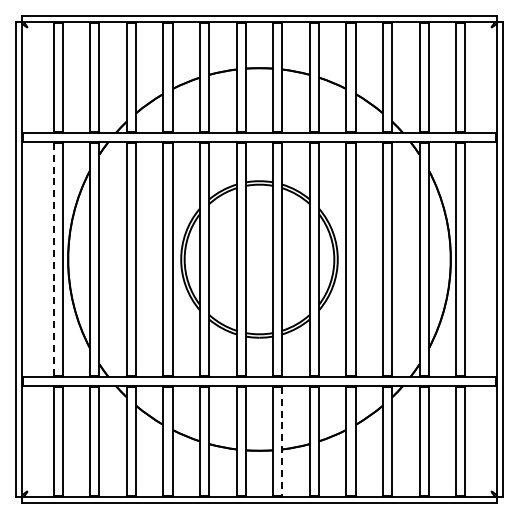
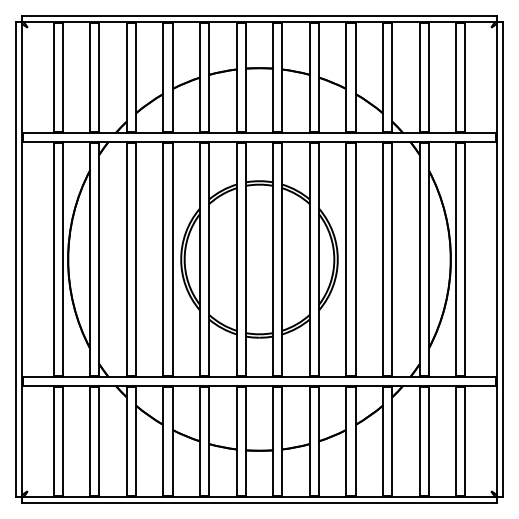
line: dashed -> solid (53, 259)
line: dashed -> solid (282, 441)
